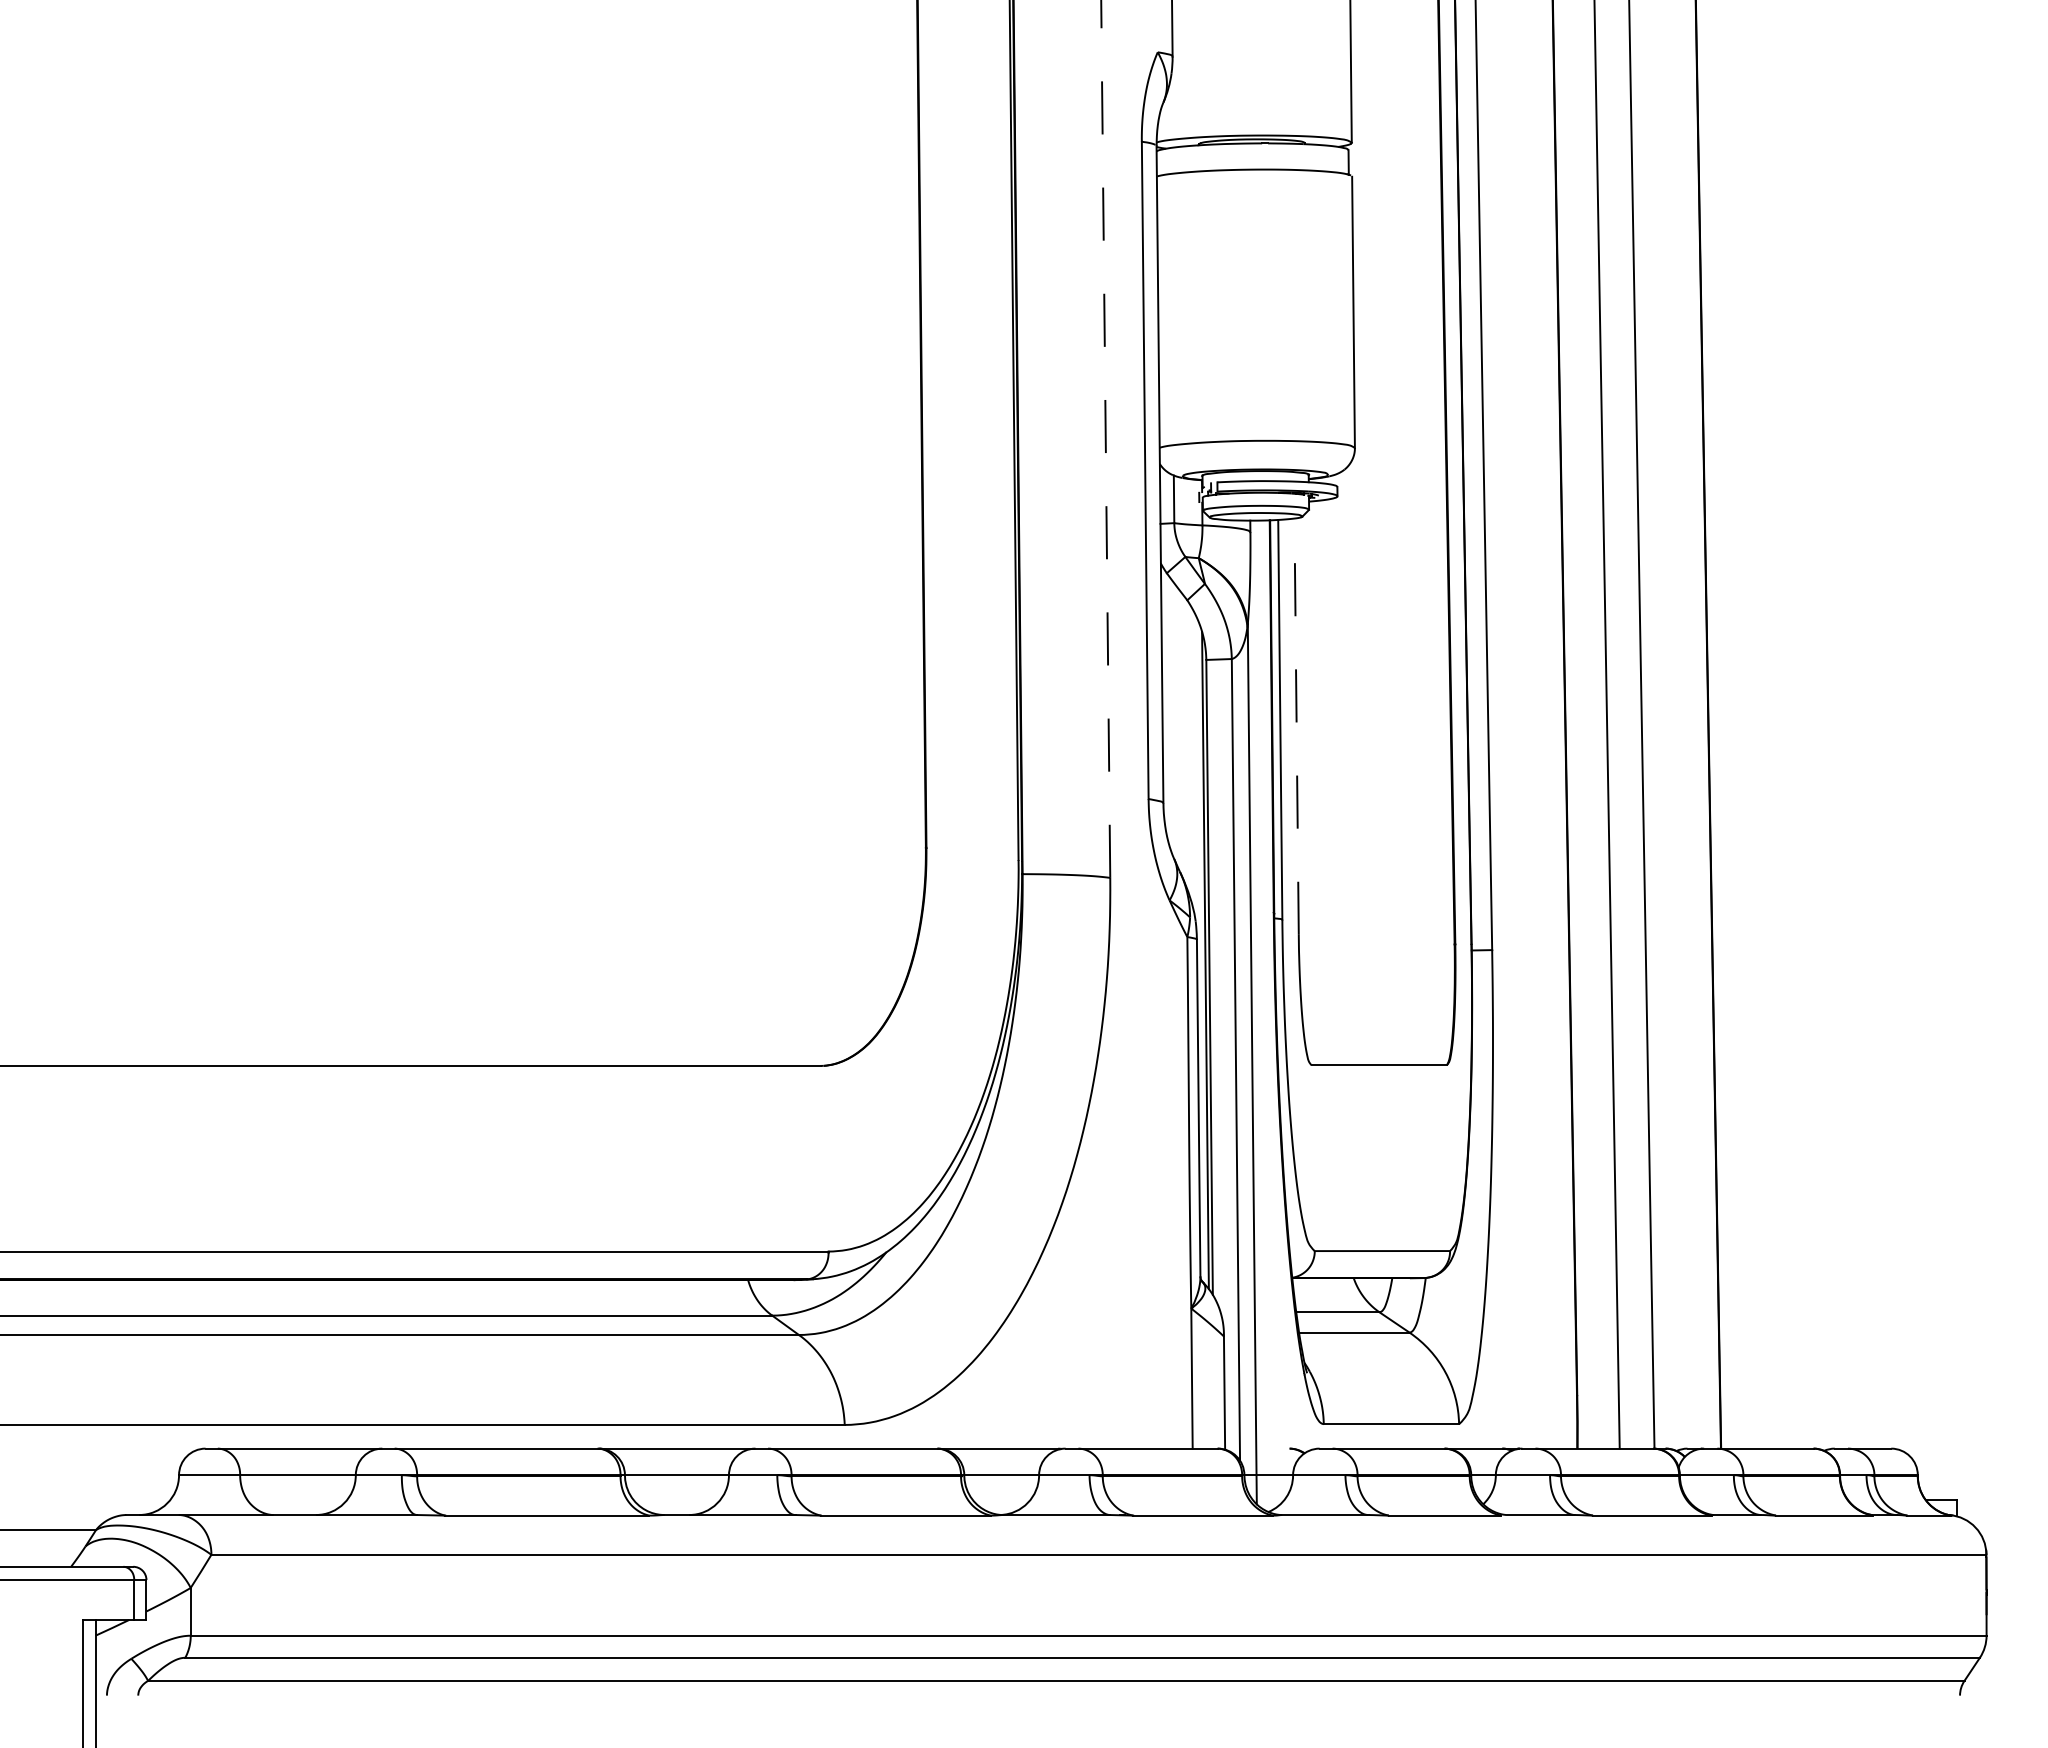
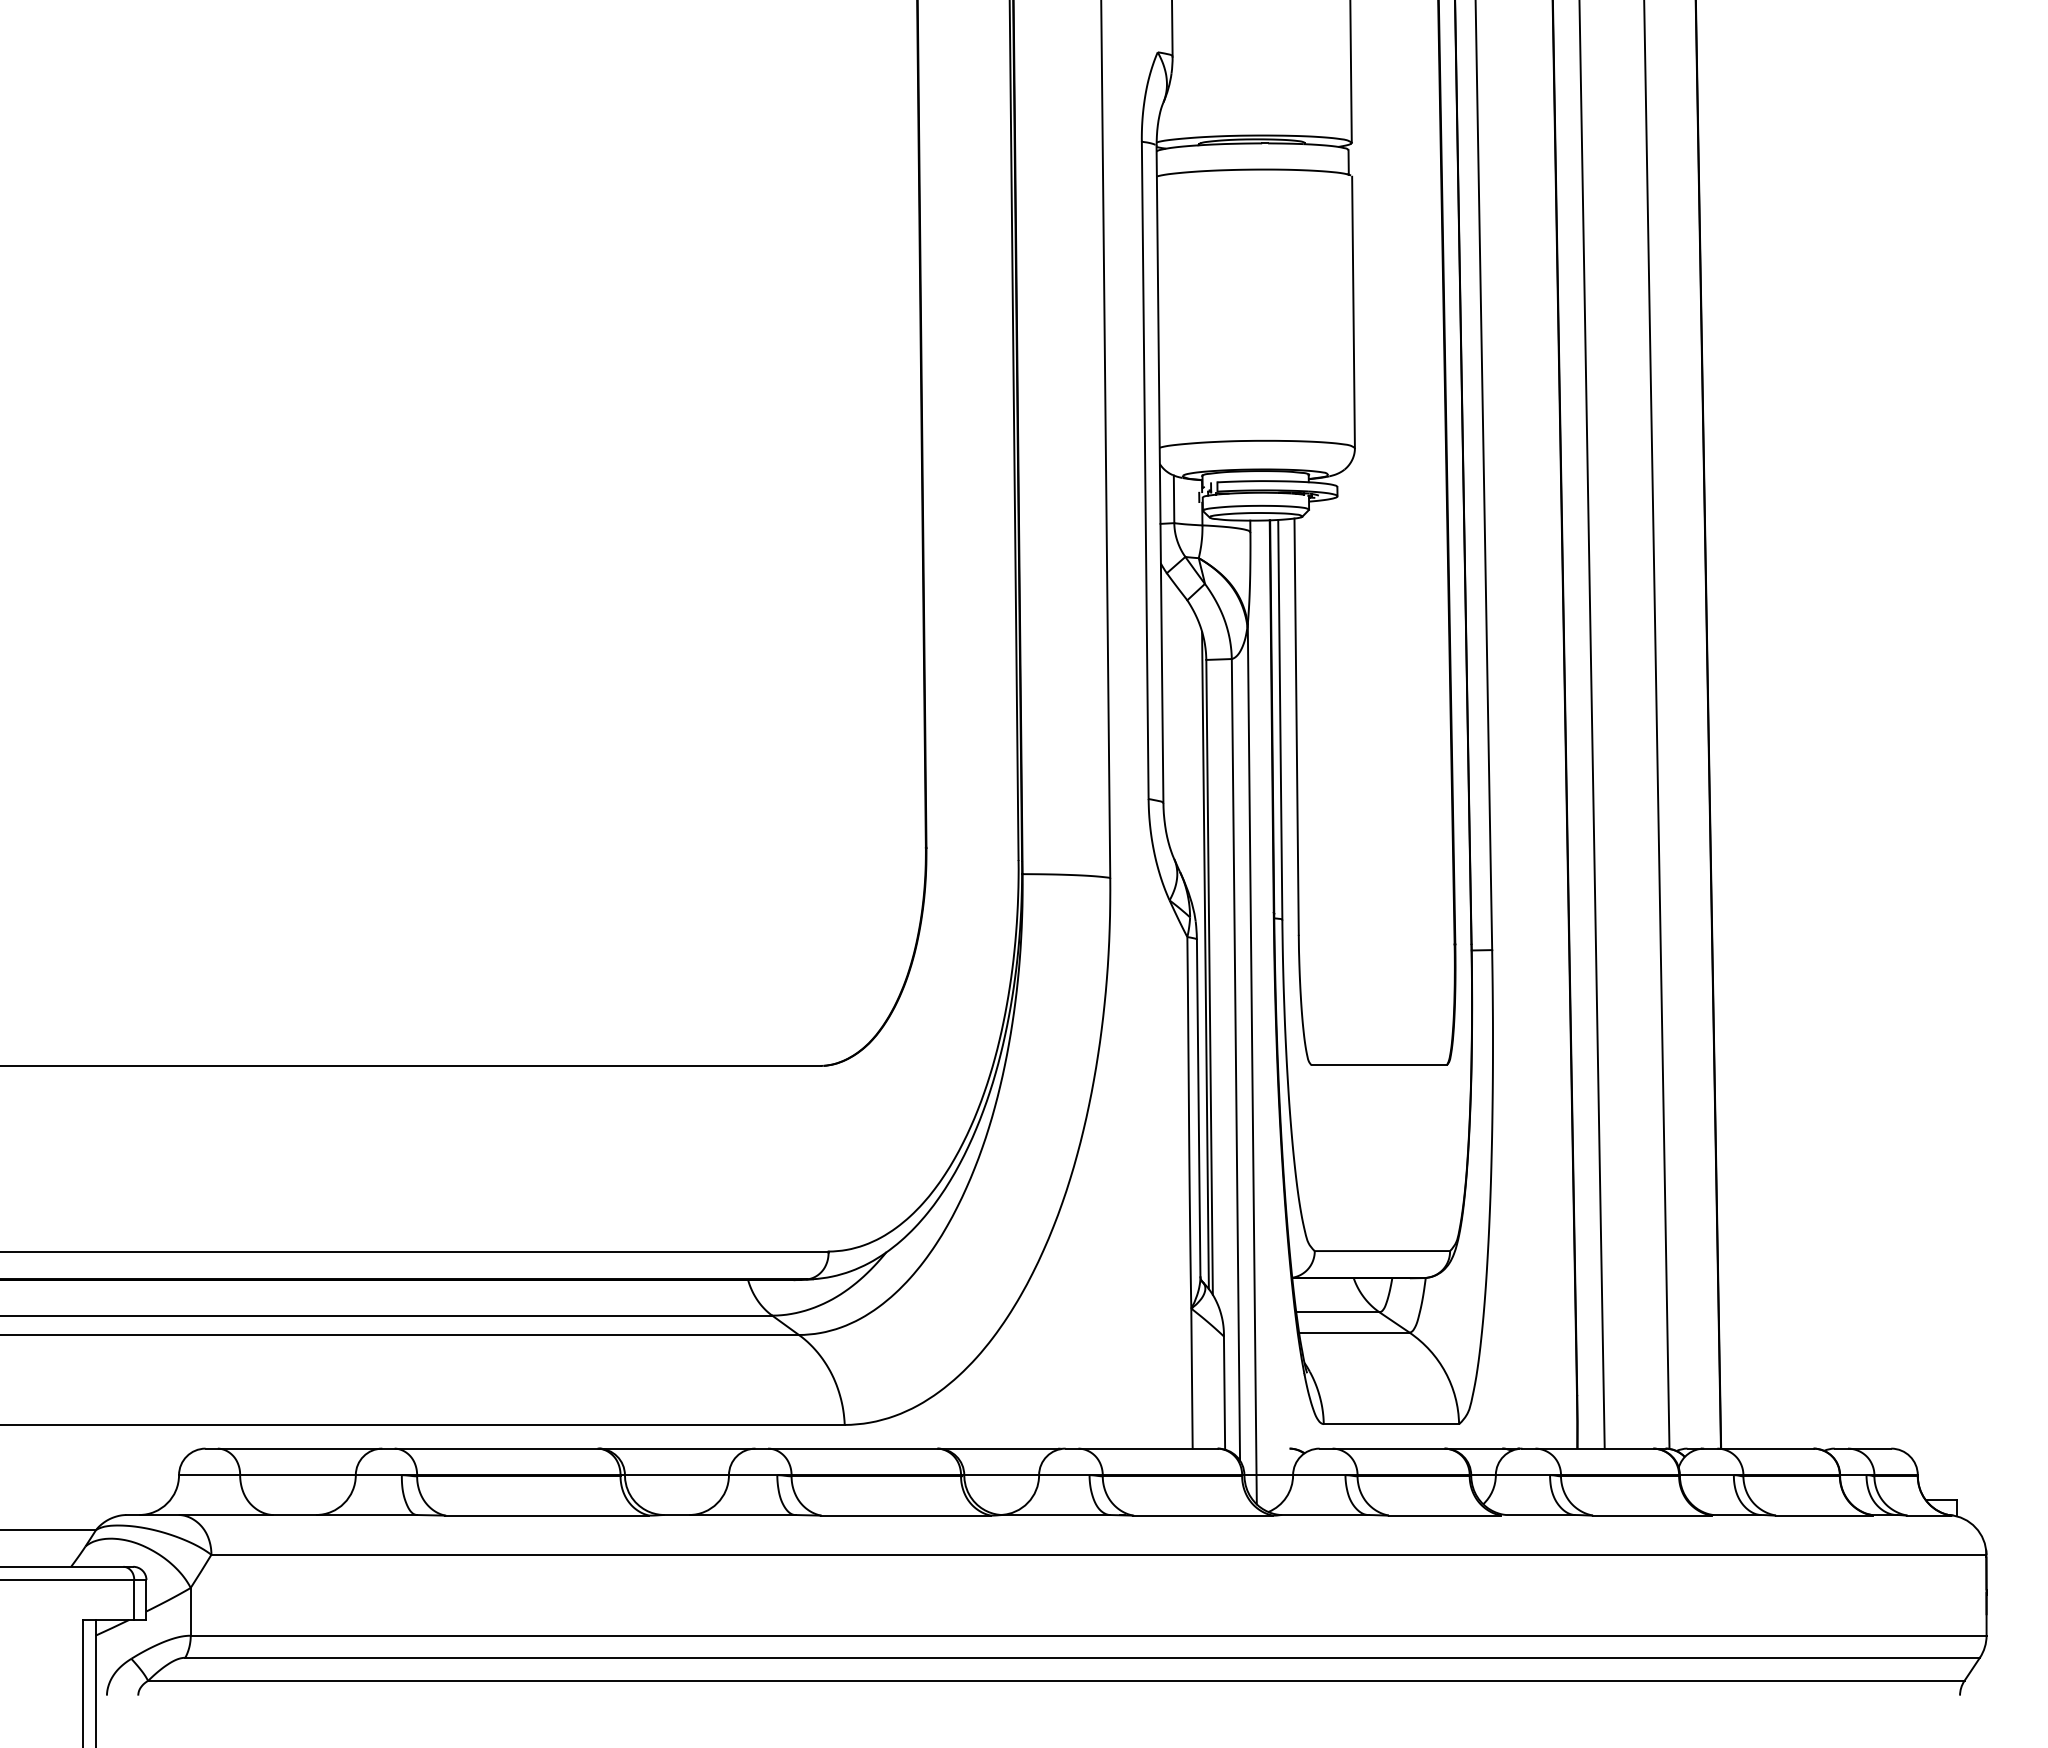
line: dashed -> solid (1105, 438)
line position: (1606, 725) -> (1591, 725) (1591, 725)
line position: (1641, 725) -> (1656, 725) (1656, 725)
line: dashed -> solid (1296, 726)
